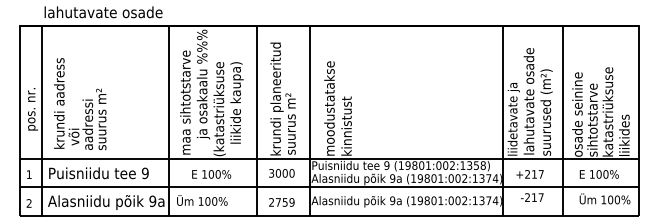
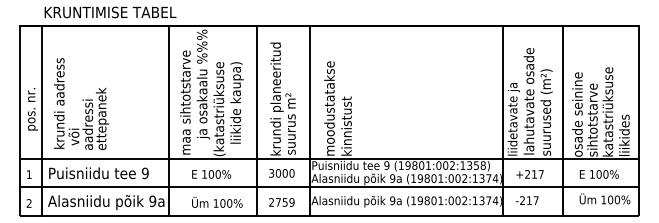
text: lahutavate osade -> KRUNTIMISE TABEL (110, 12)
text: suurus m² -> ettepanek (102, 118)
text position: (532, 197) -> (527, 200) (527, 200)
text position: (202, 200) -> (217, 202) (217, 202)
